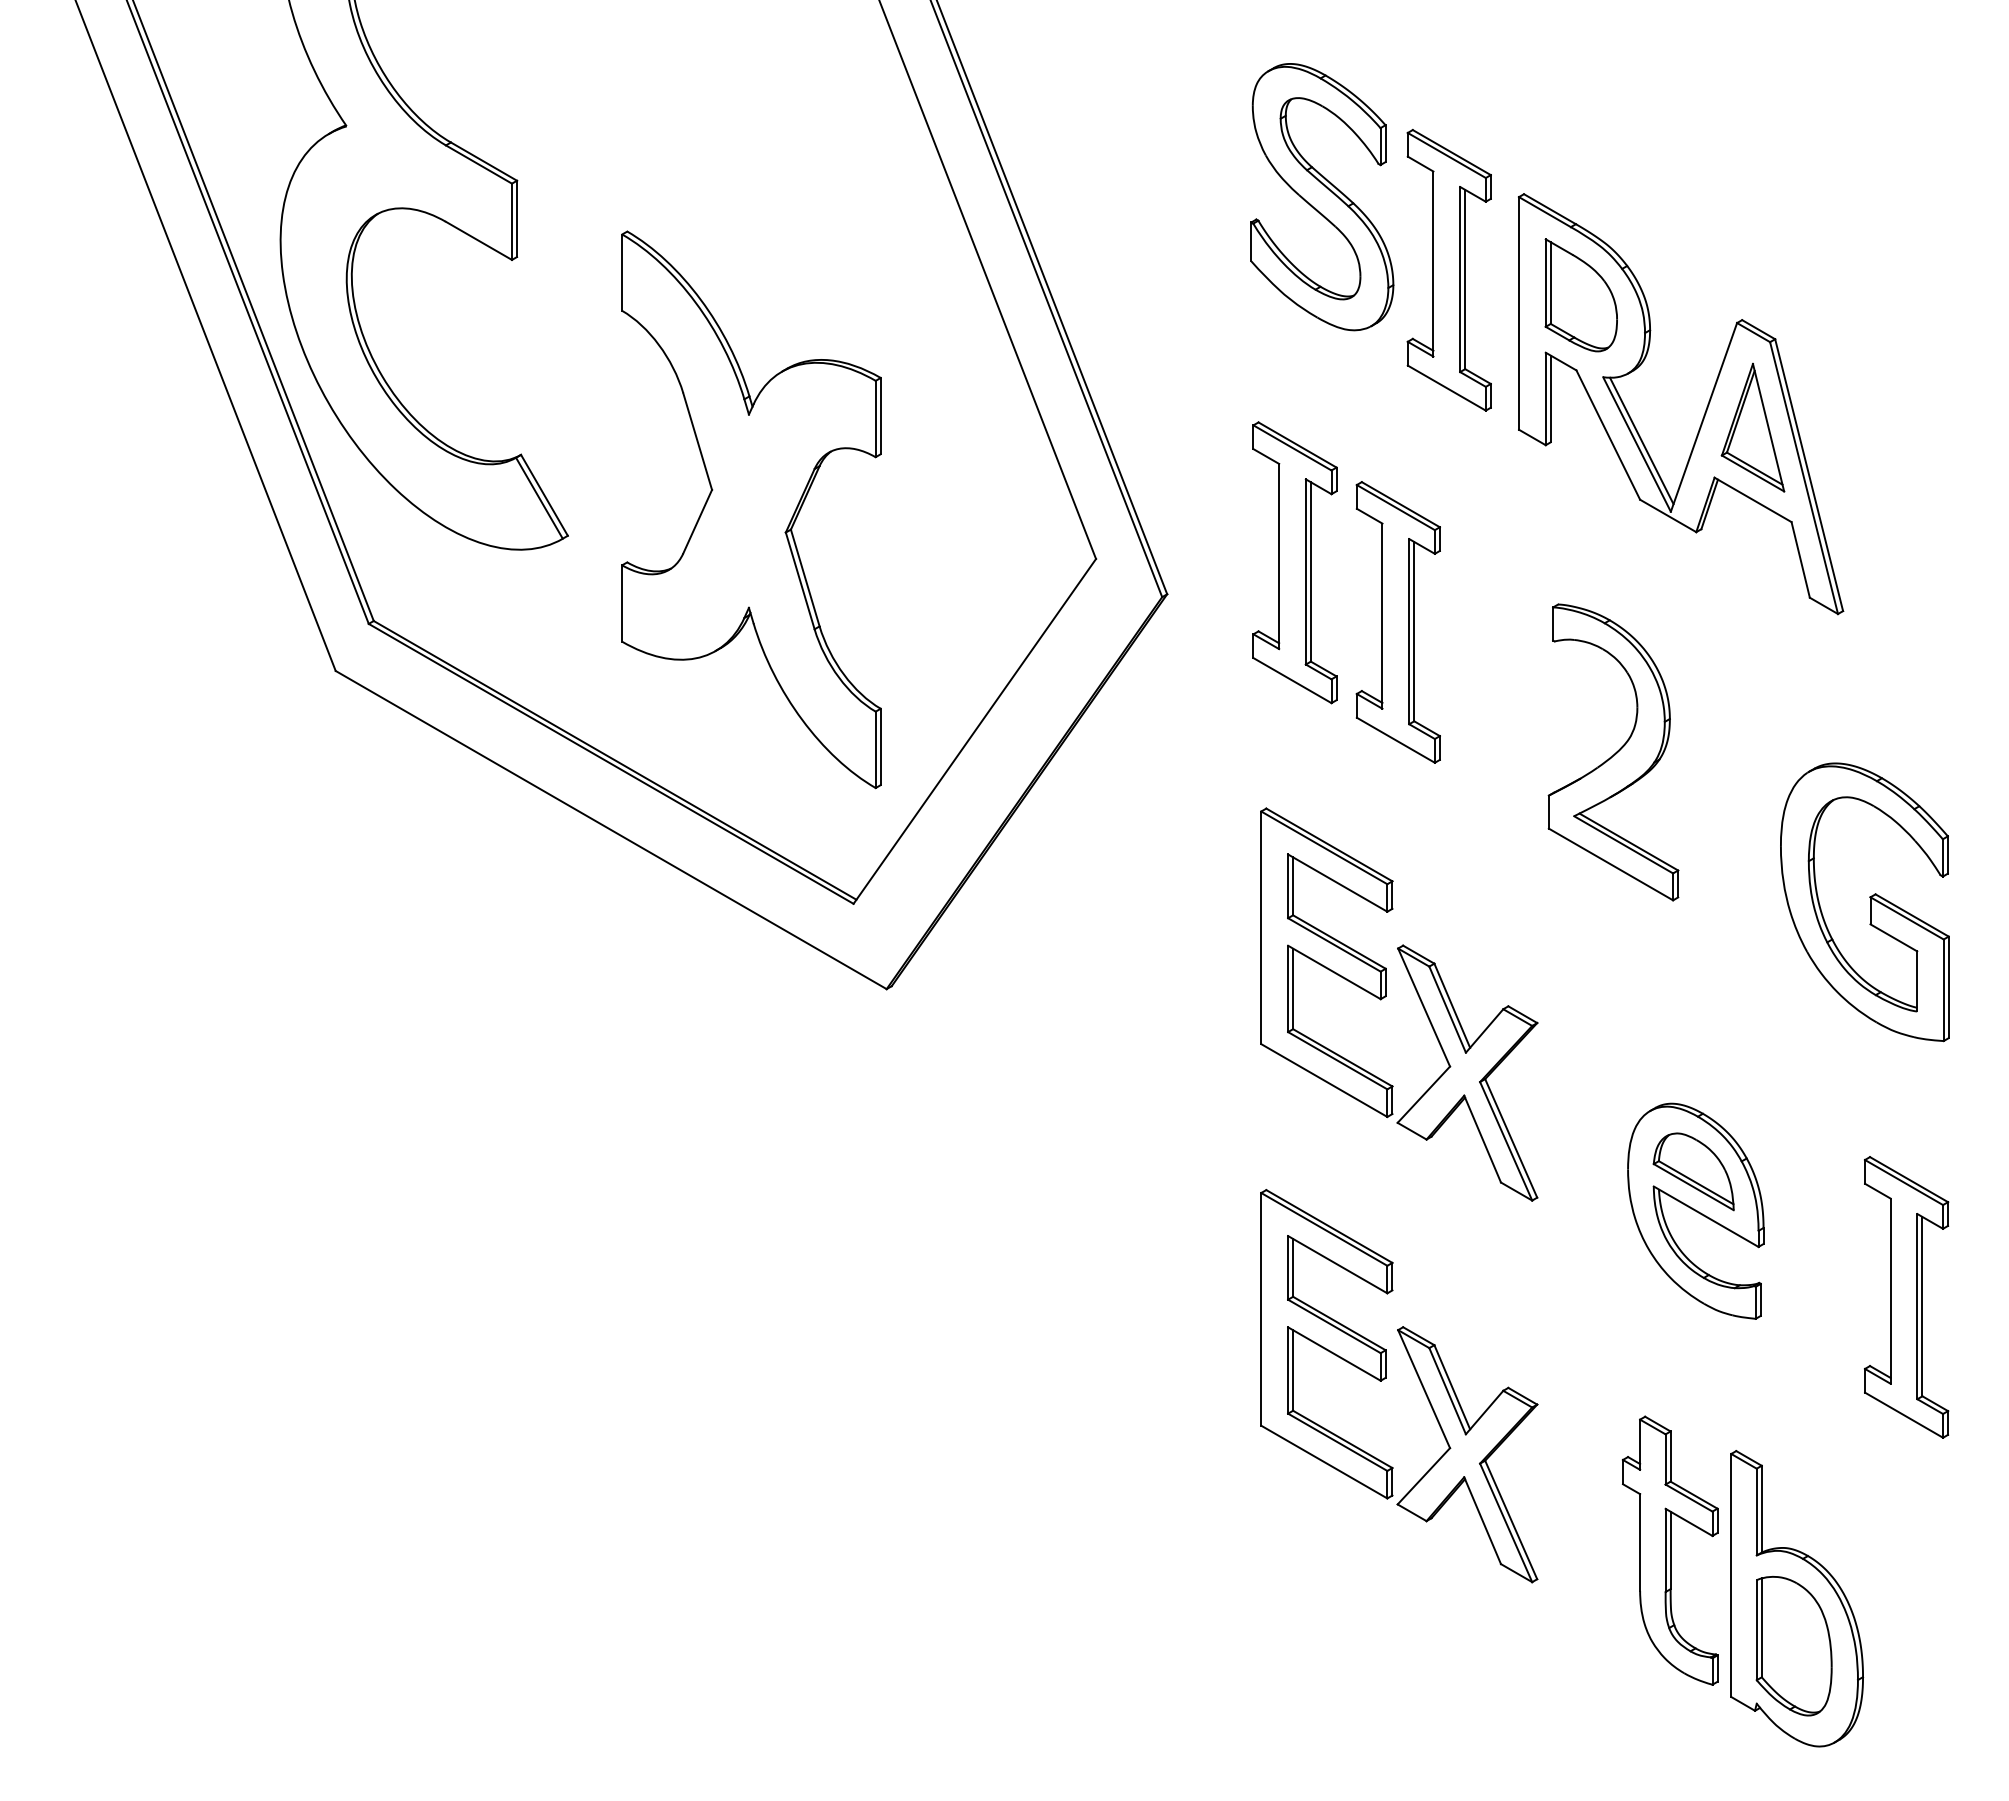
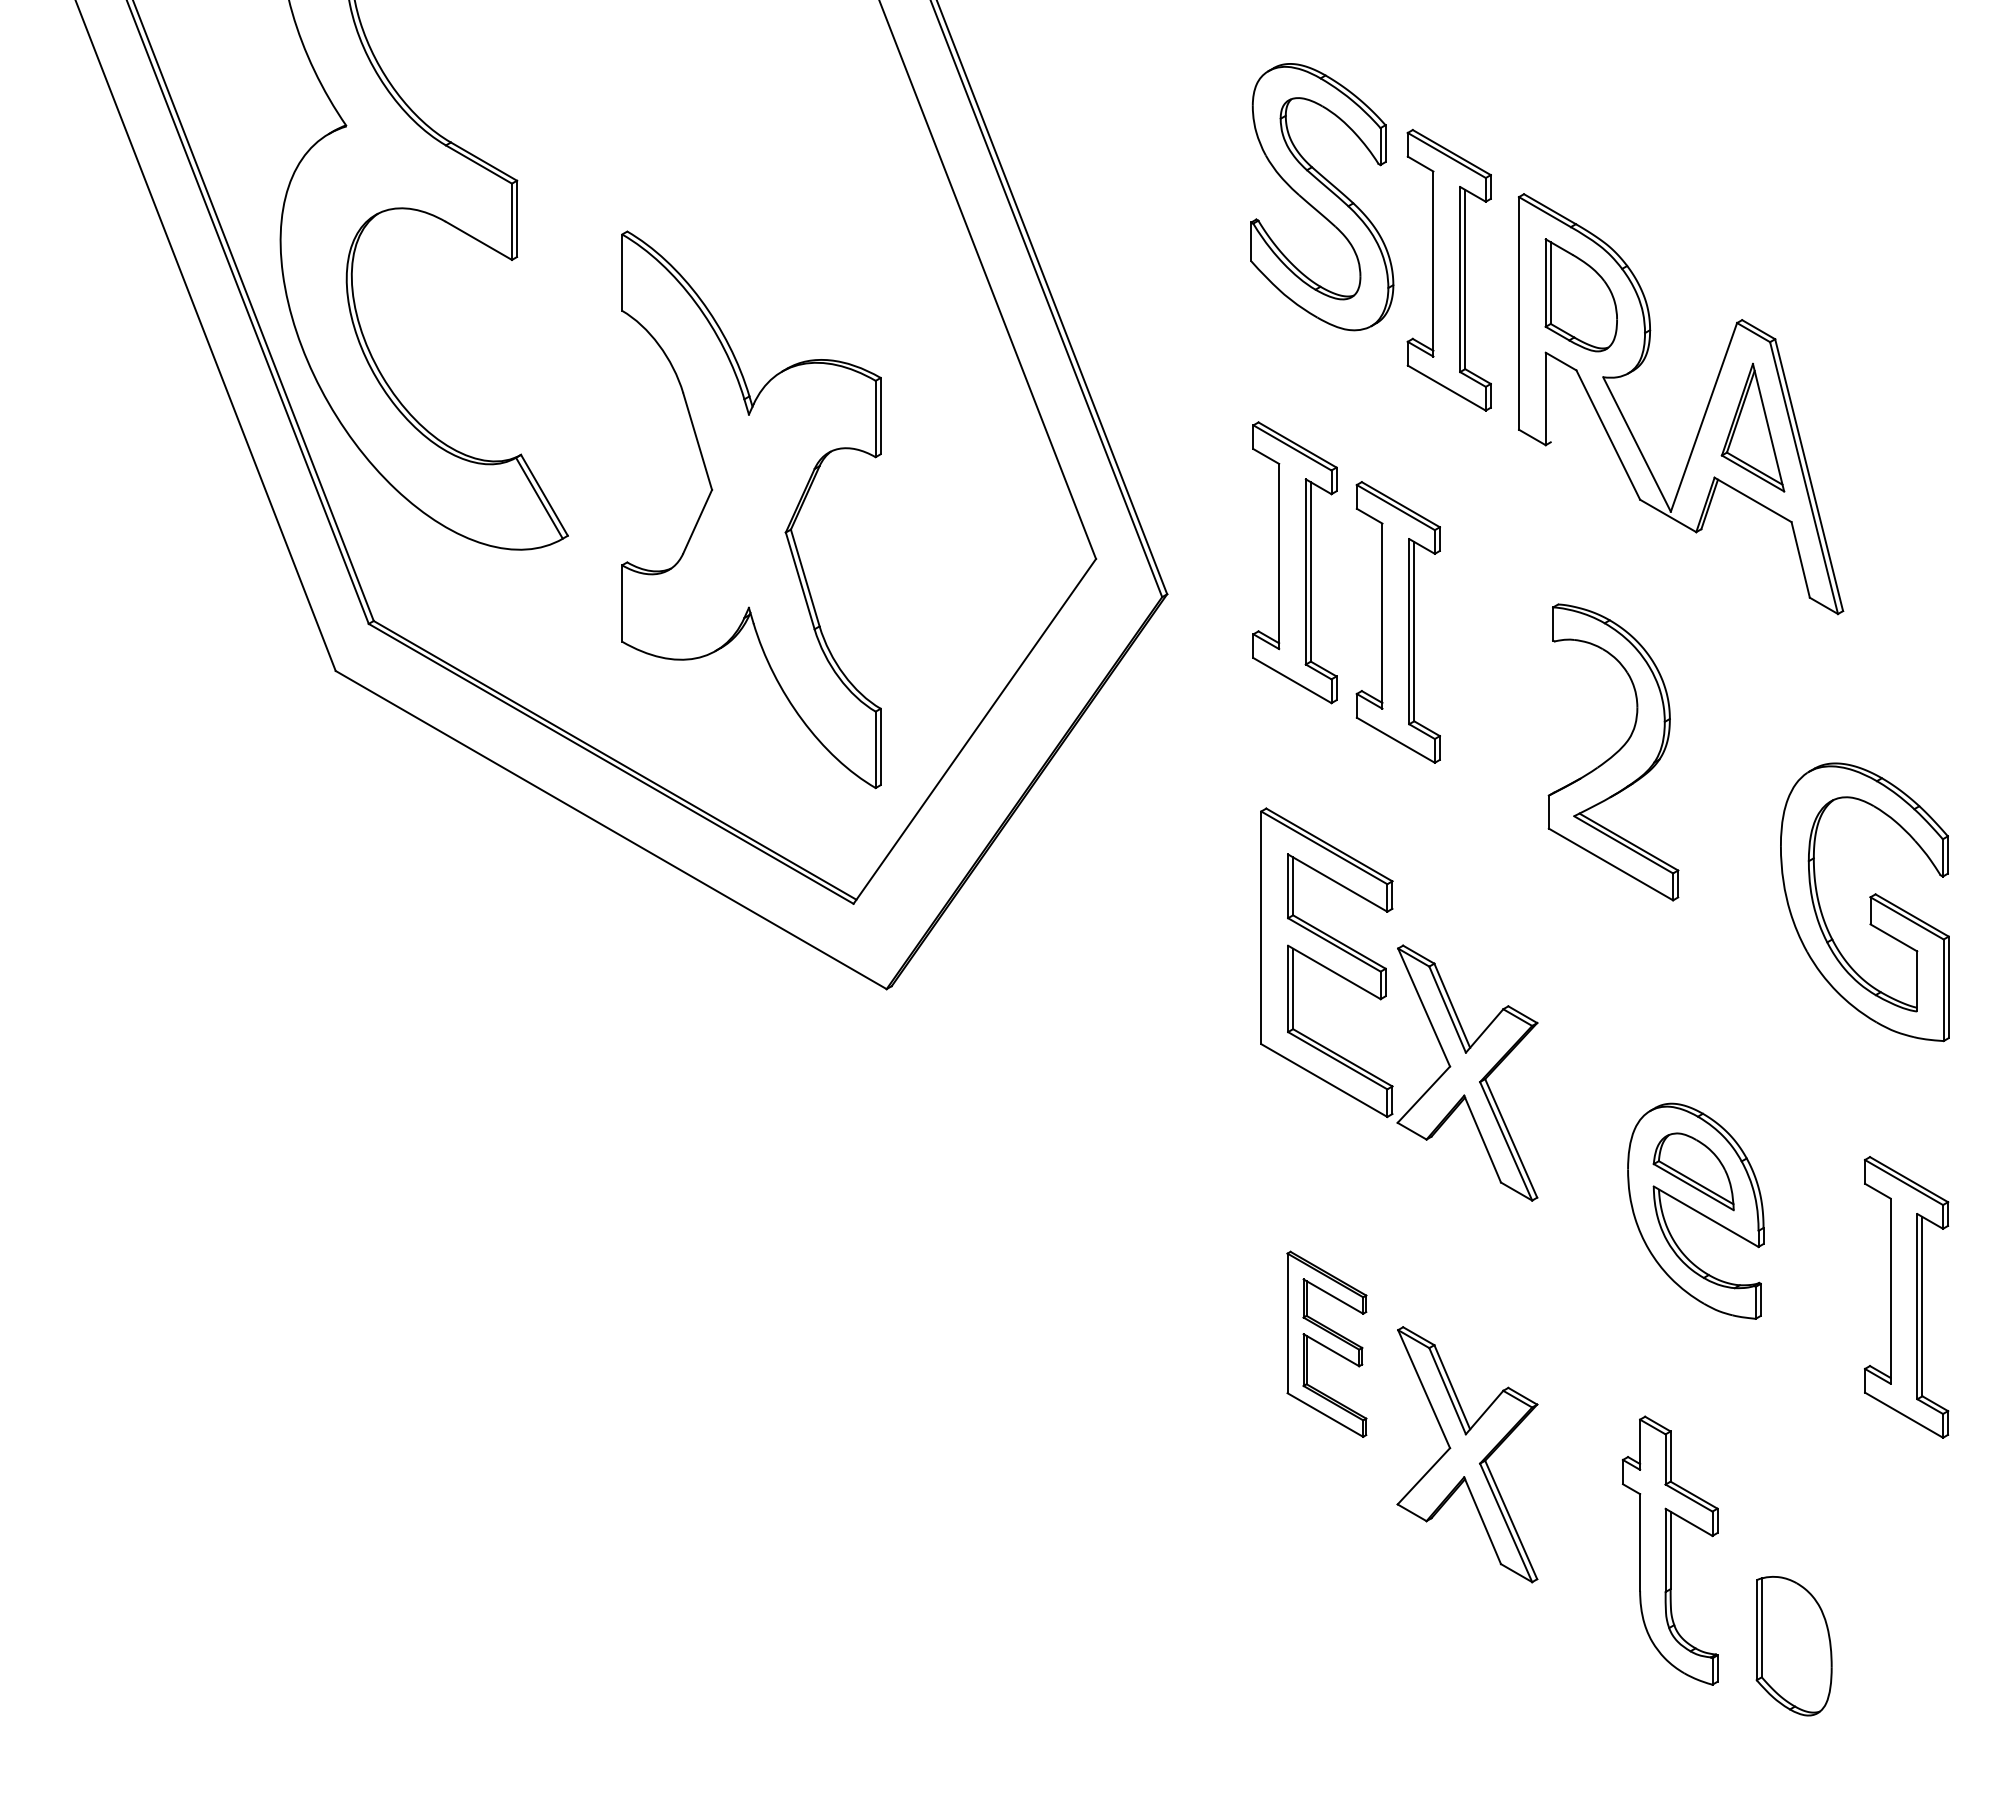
line: present -> none (1550, 398)
line: present -> none (1641, 440)
part size: 134x311 px -> 82x188 px (1326, 1343)
part: present -> none (1797, 1598)
